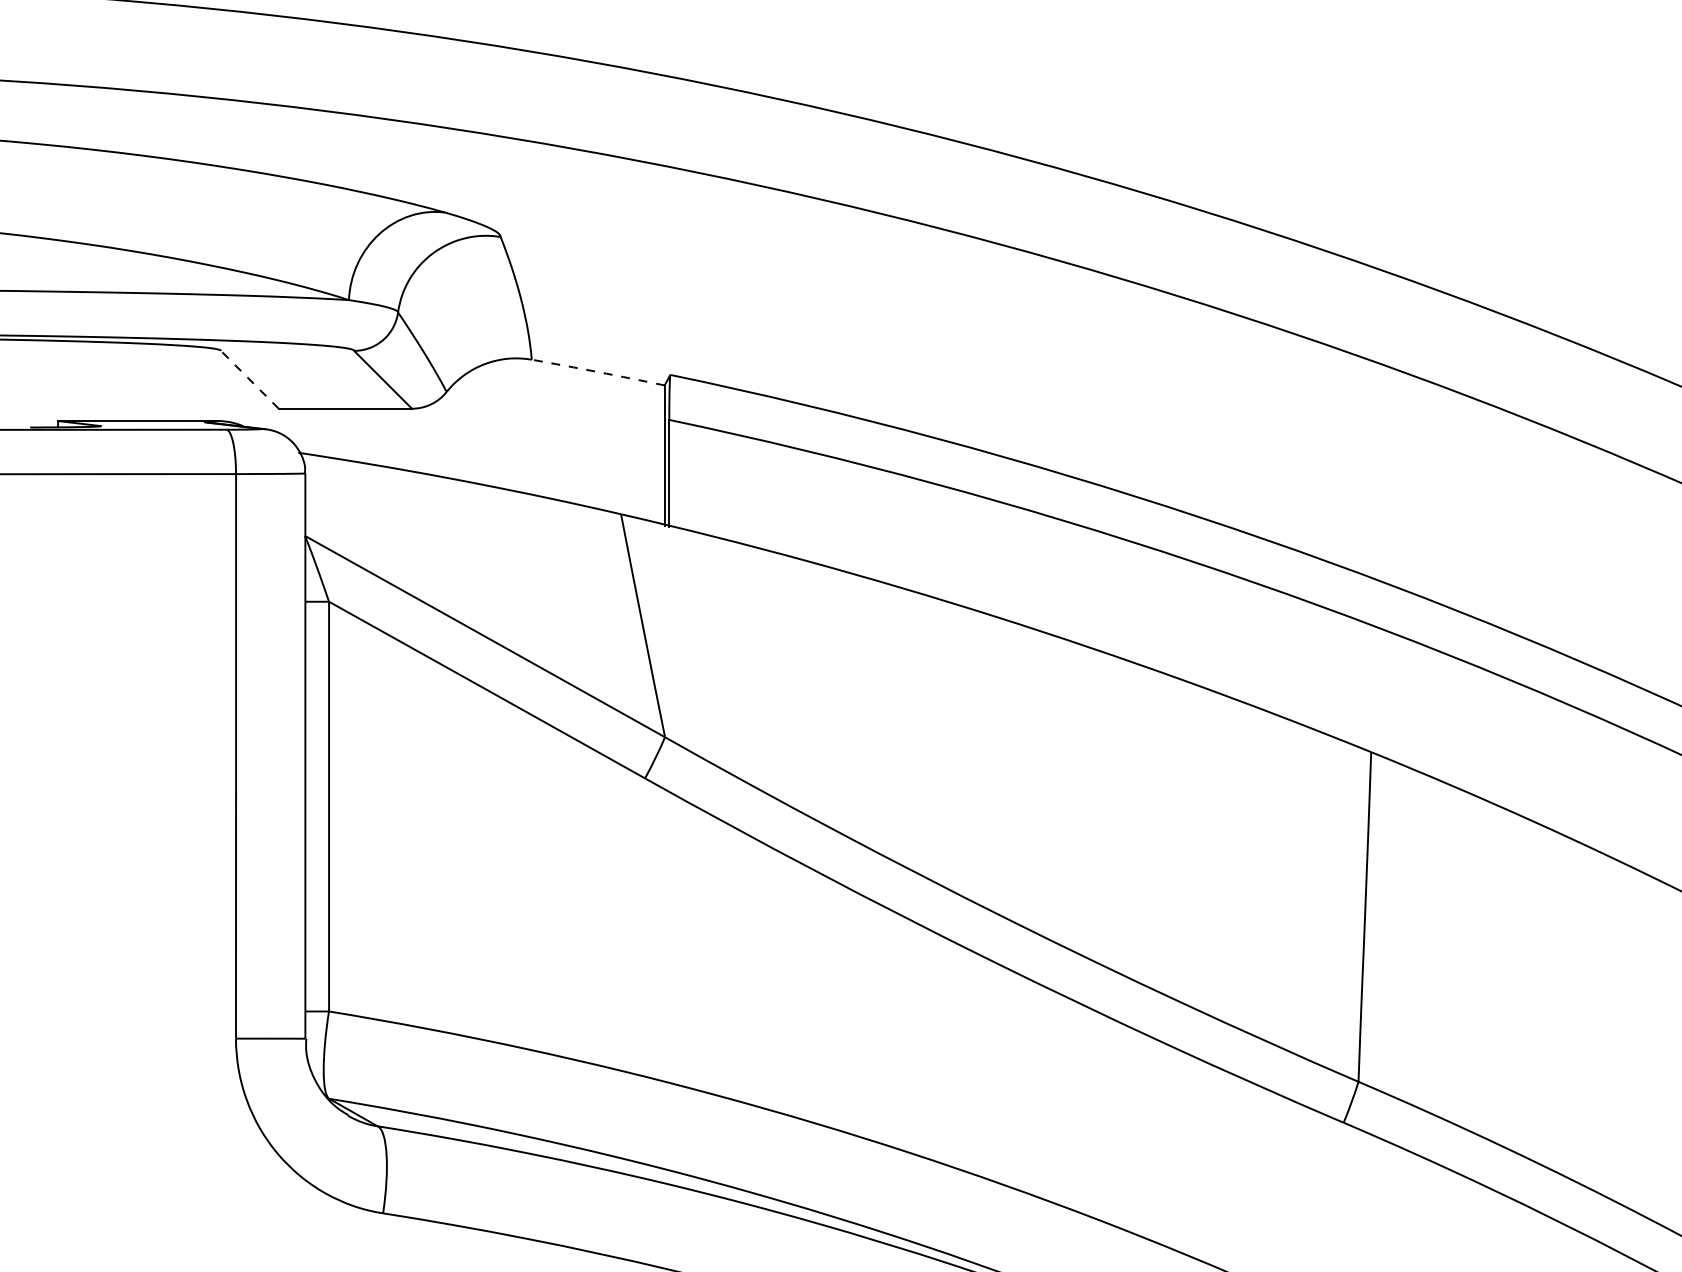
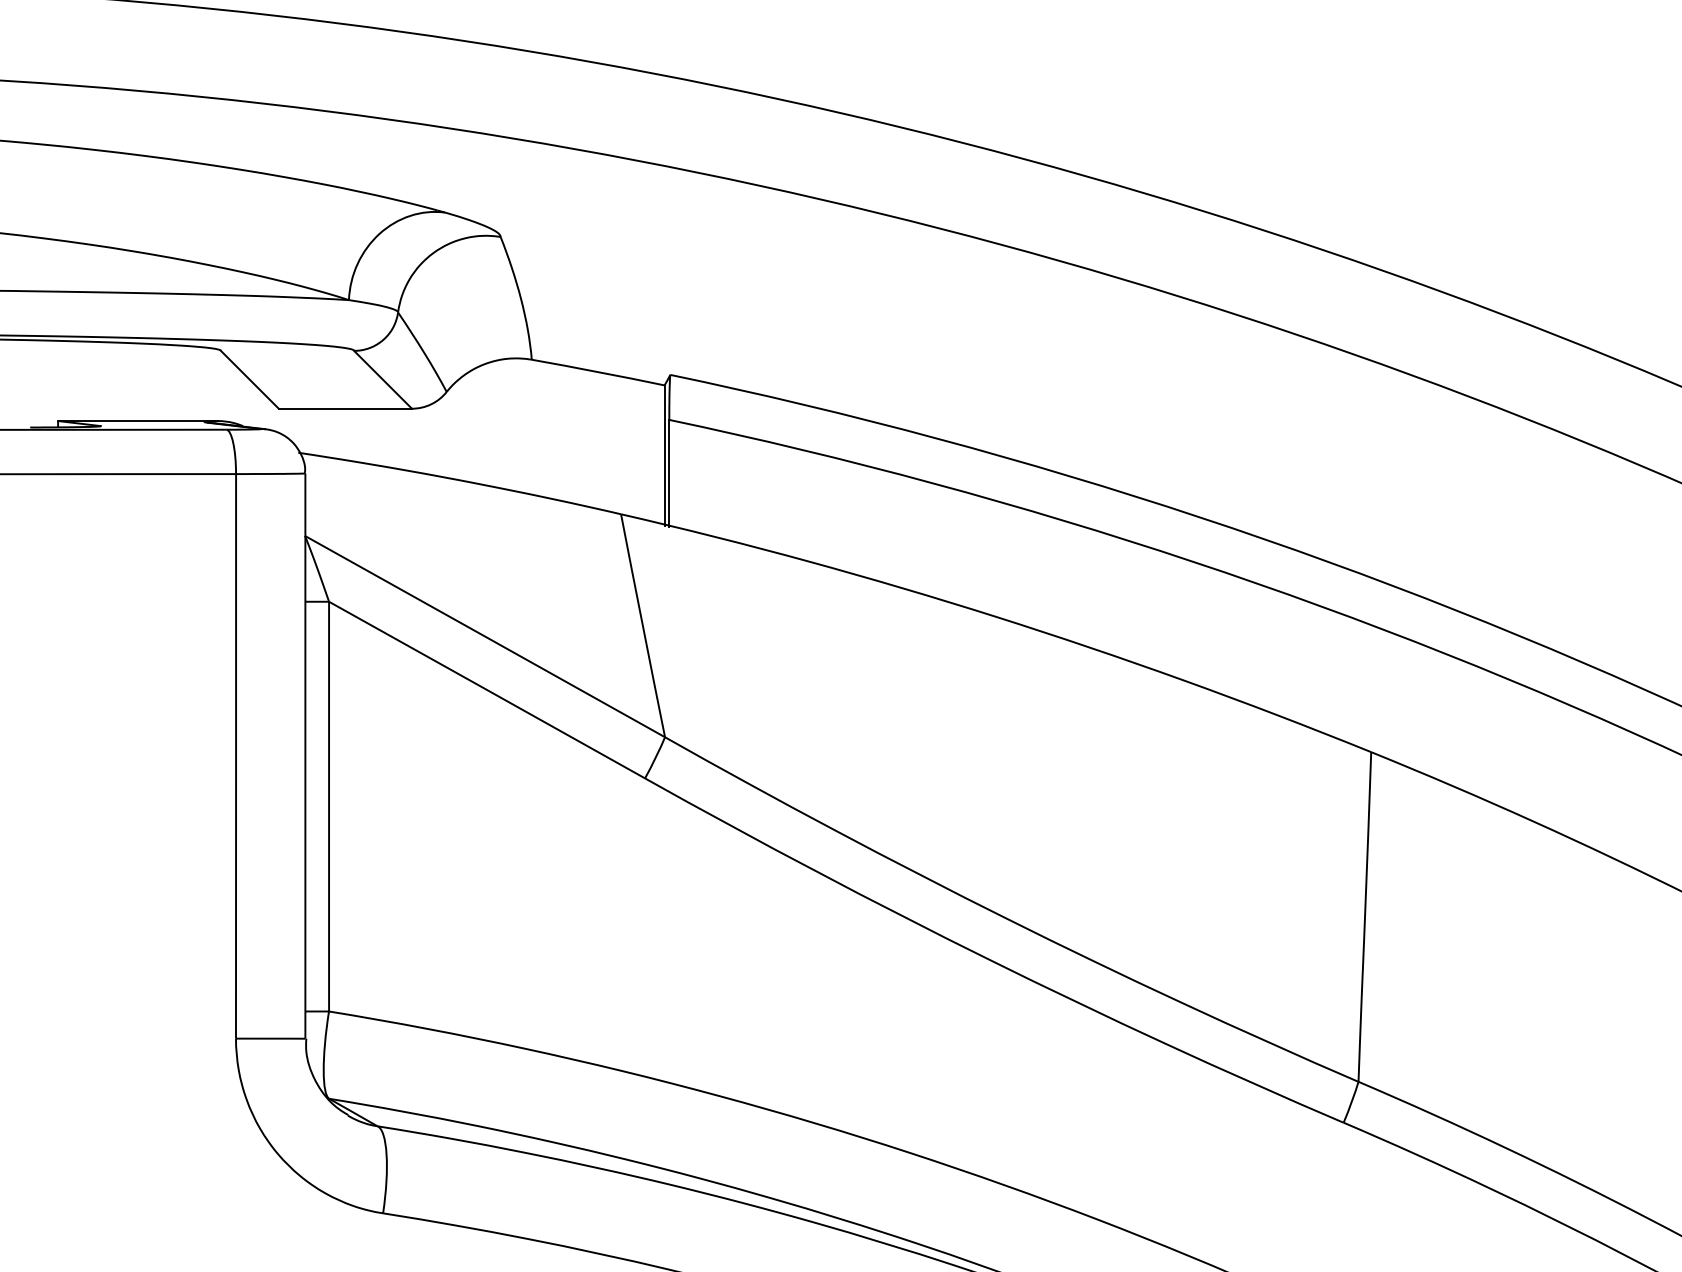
arc: dashed -> solid (598, 372)
line: dashed -> solid (249, 379)
